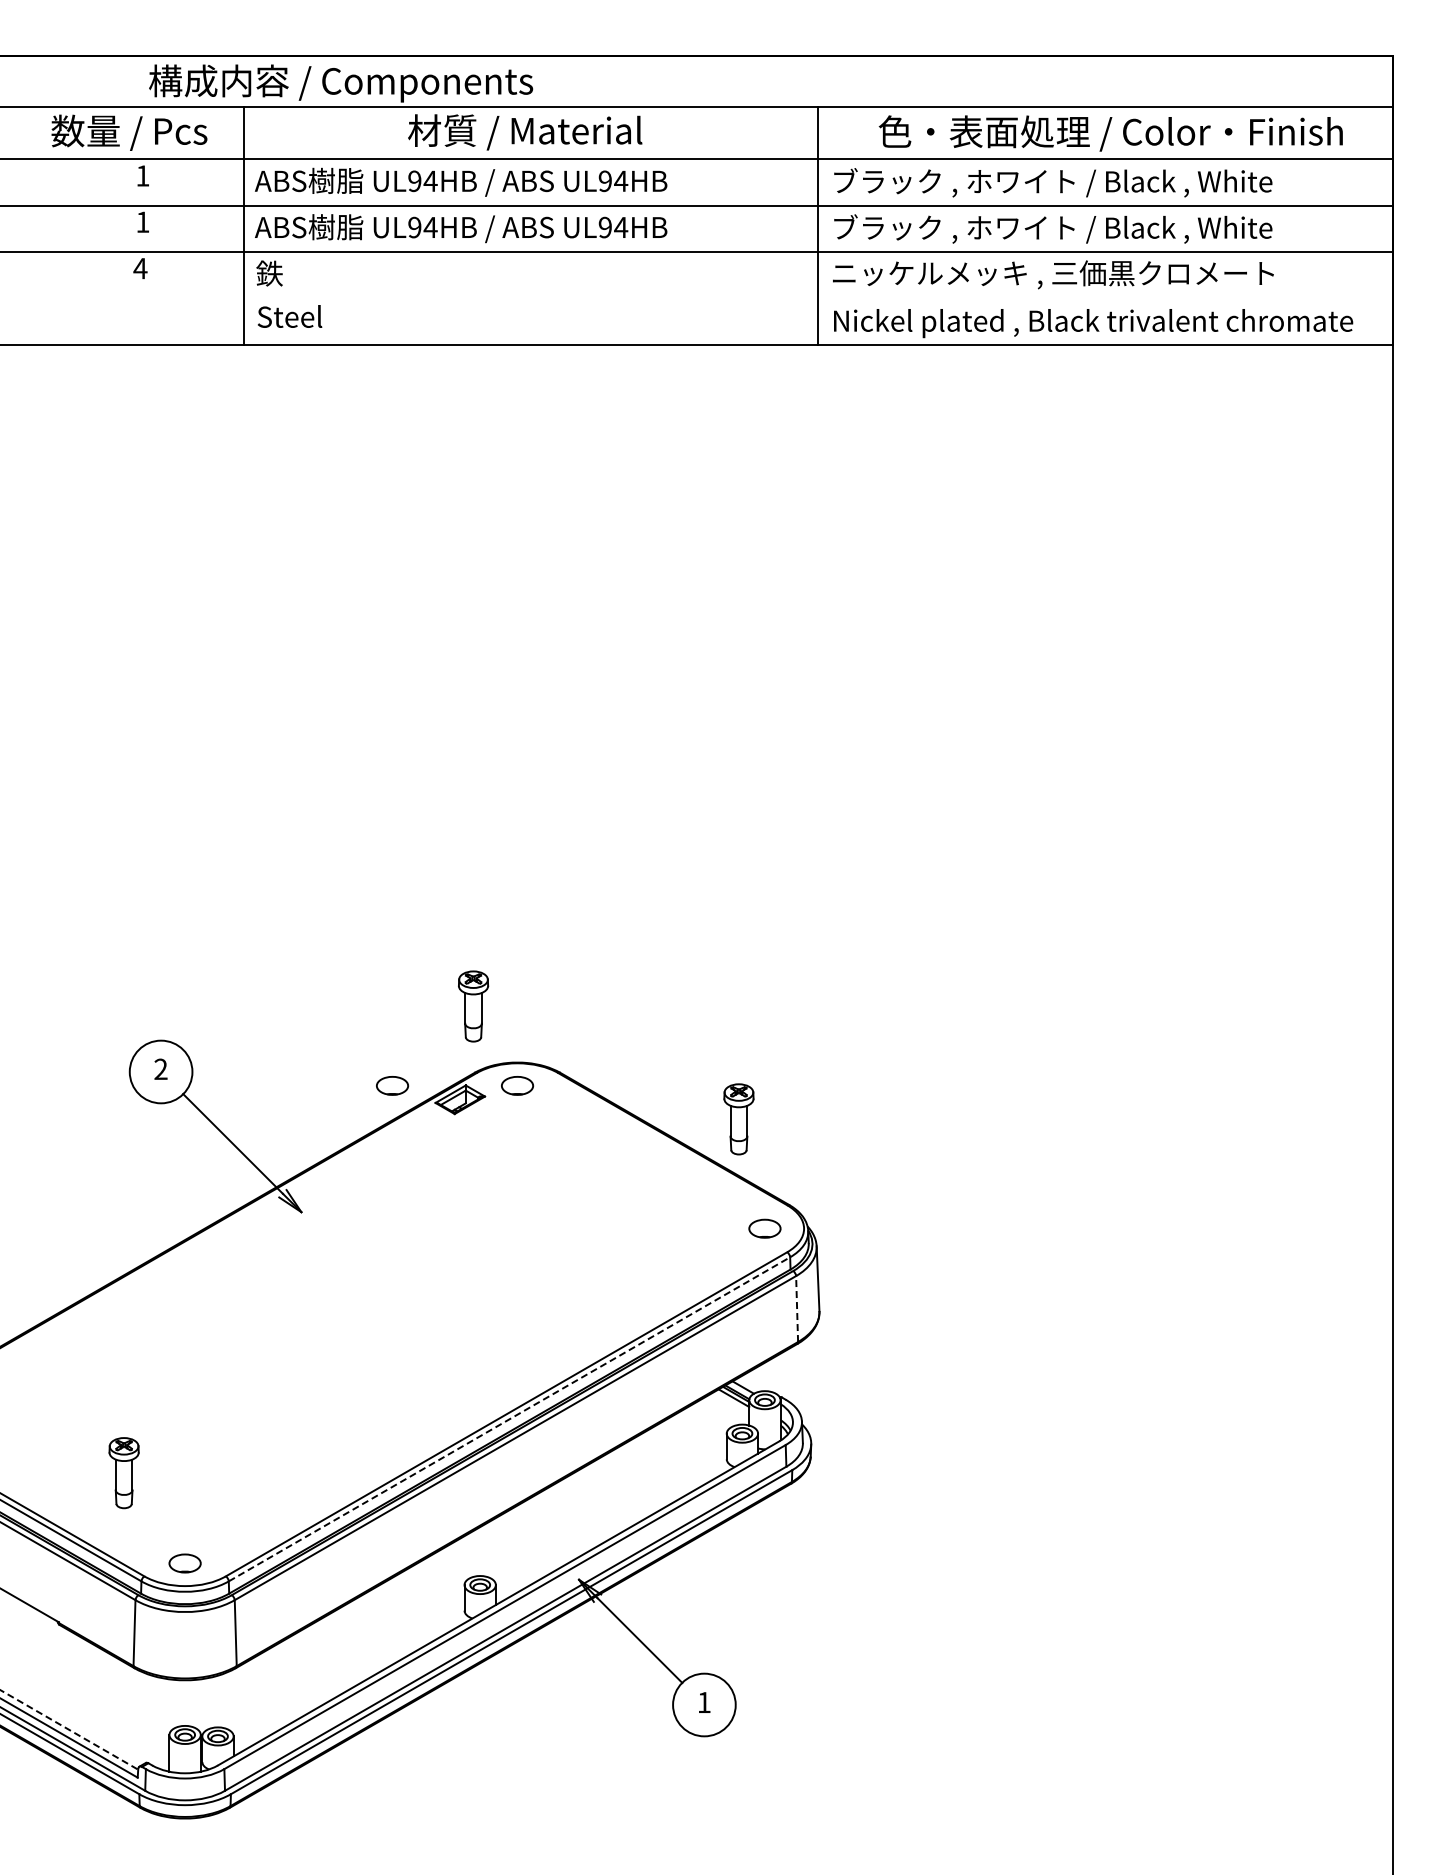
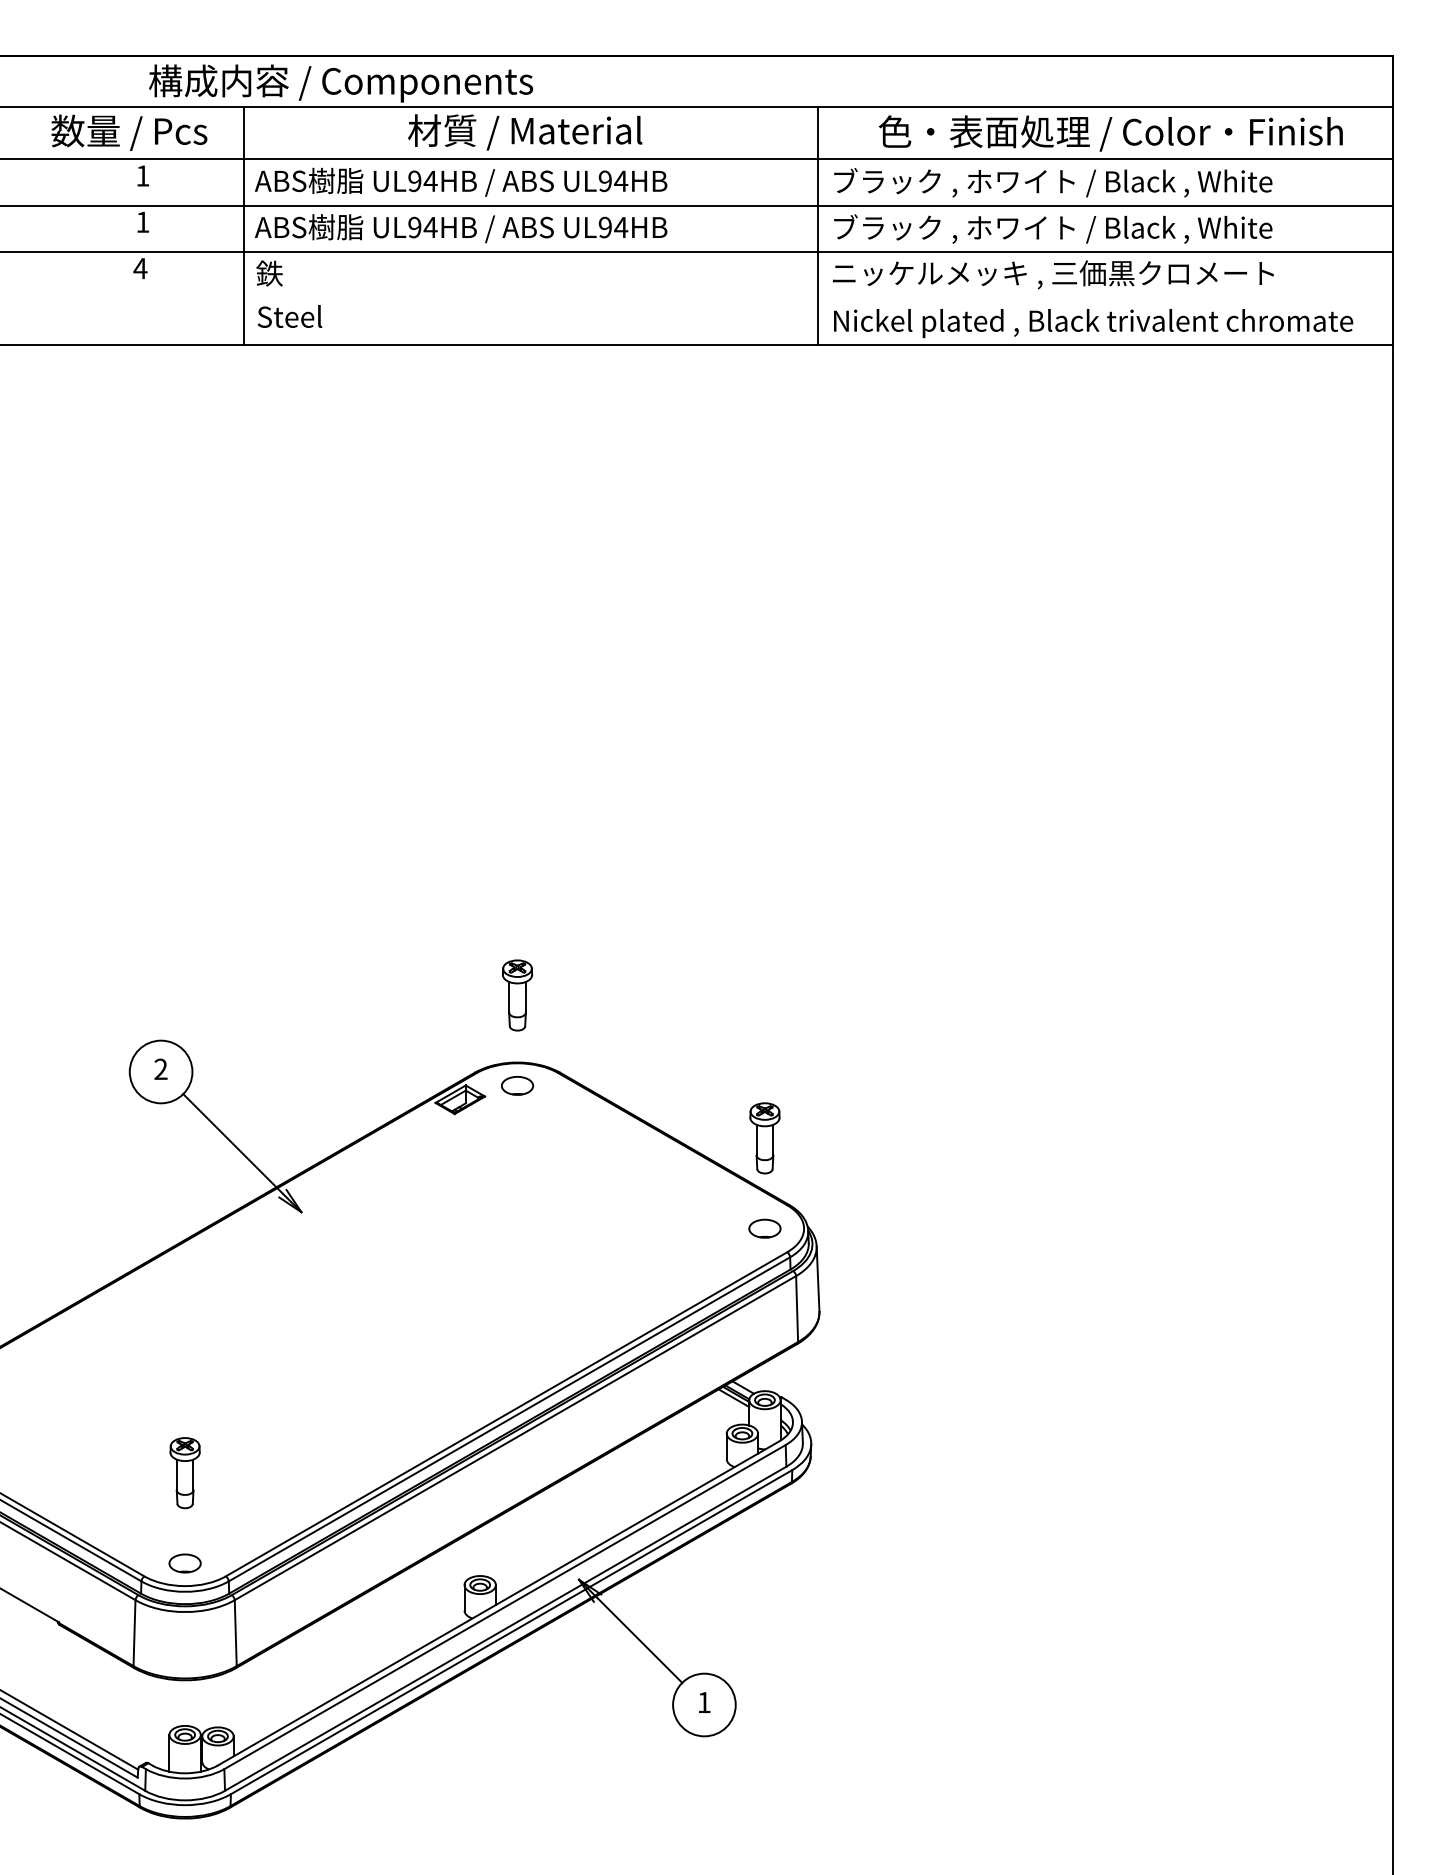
part position: (473, 1006) -> (517, 995) (517, 995)
part: present -> none (392, 1085)
part position: (738, 1119) -> (764, 1138) (764, 1138)
line: dashed -> solid (797, 1309)
line: dashed -> solid (509, 1419)
part position: (123, 1473) -> (184, 1473) (184, 1473)
line: dashed -> solid (69, 1730)
